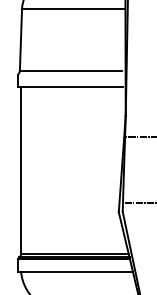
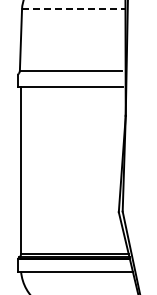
line: solid -> dashed (73, 9)
line: present -> none (139, 136)
line: present -> none (139, 202)
